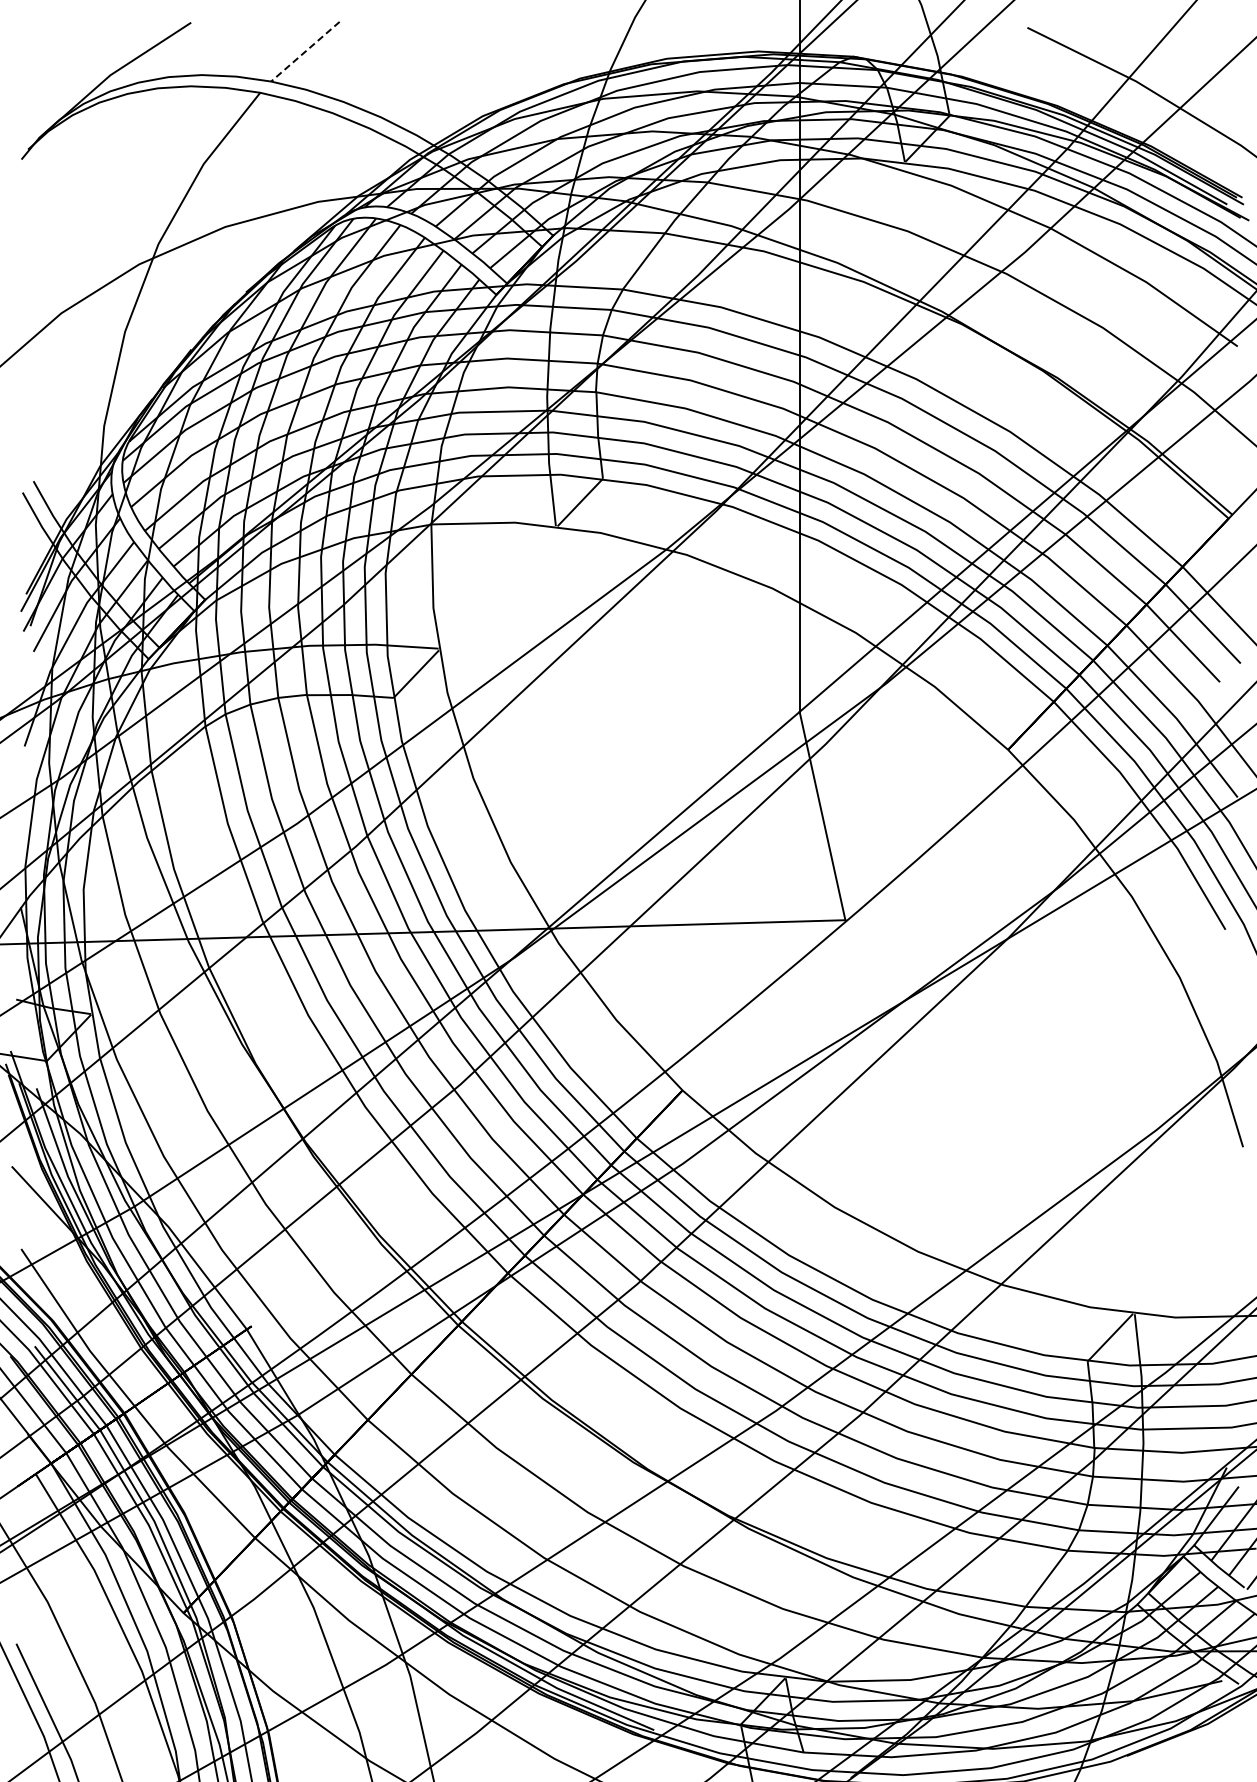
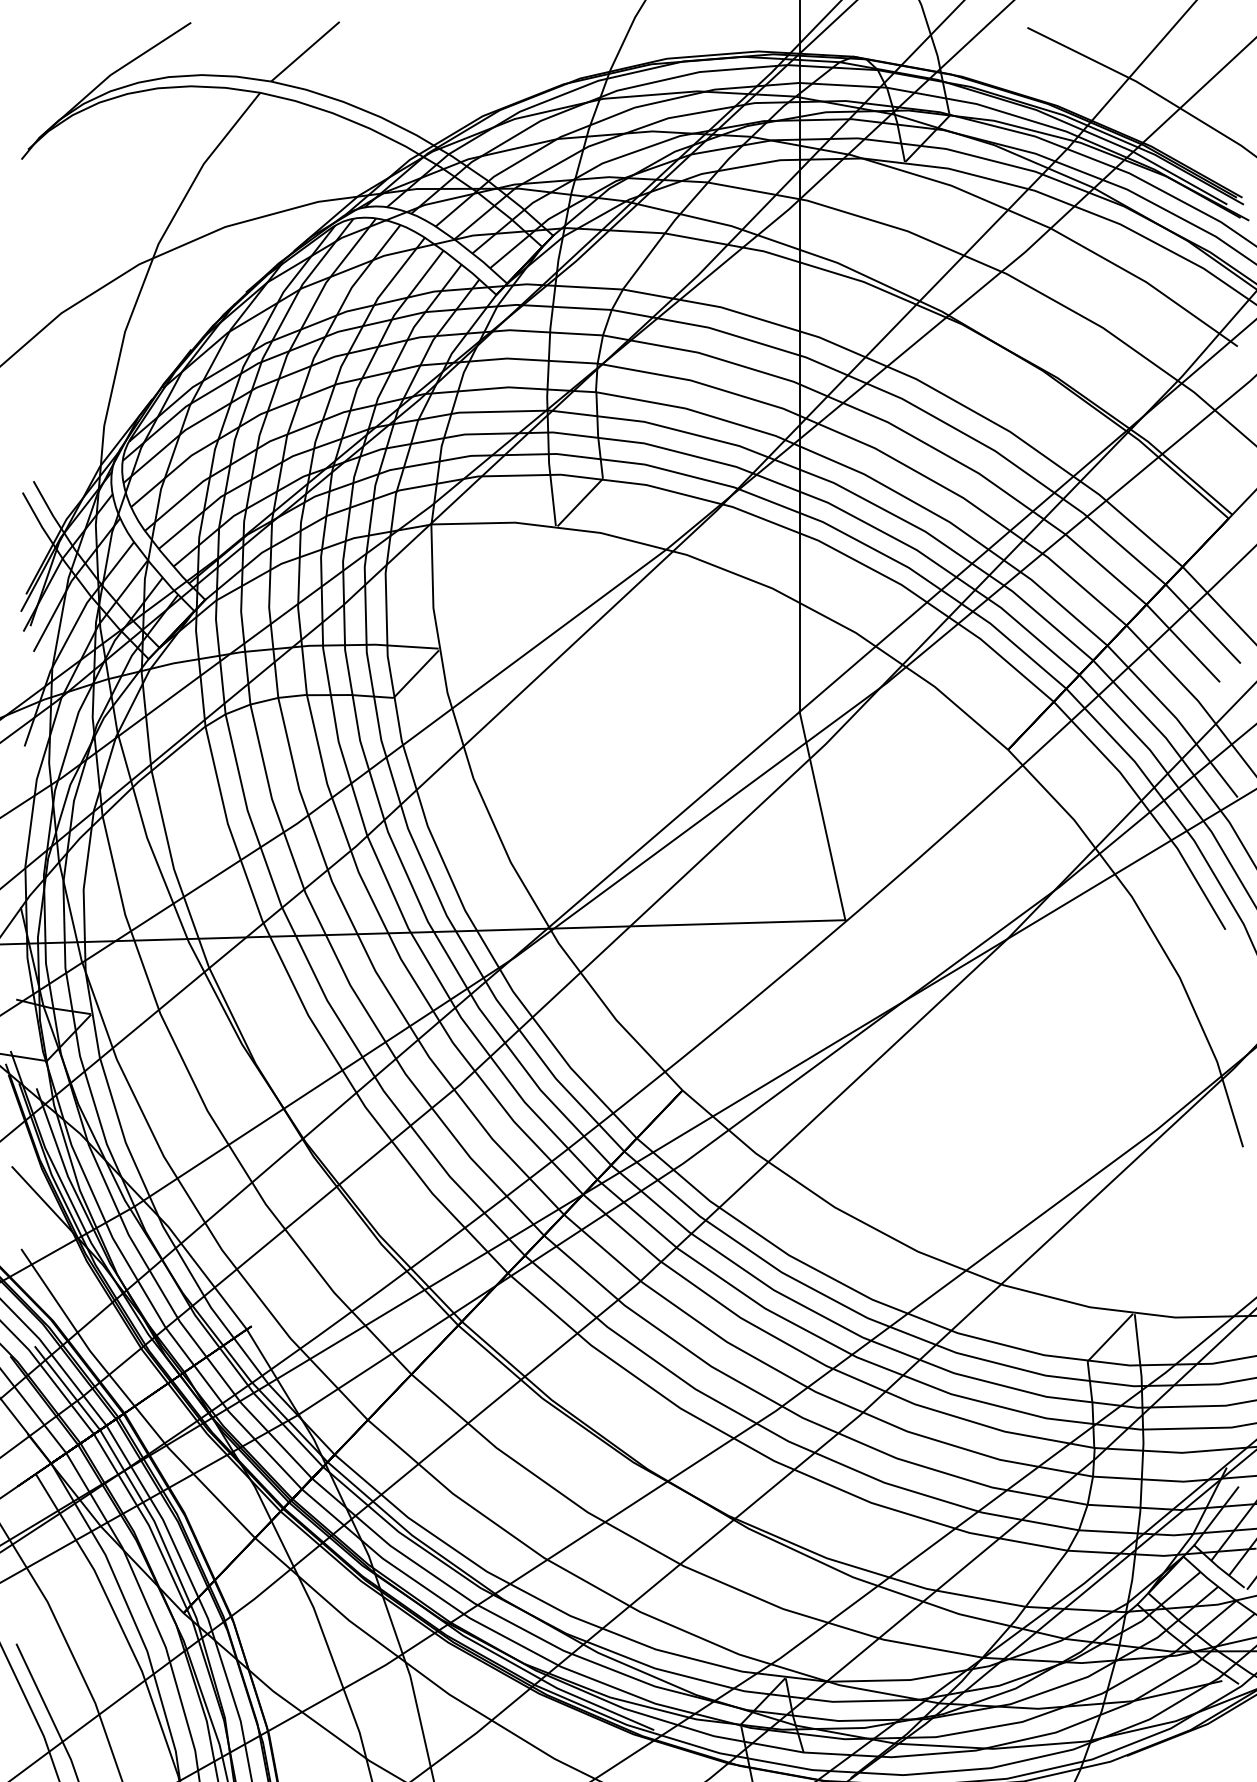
line: dashed -> solid (305, 52)
